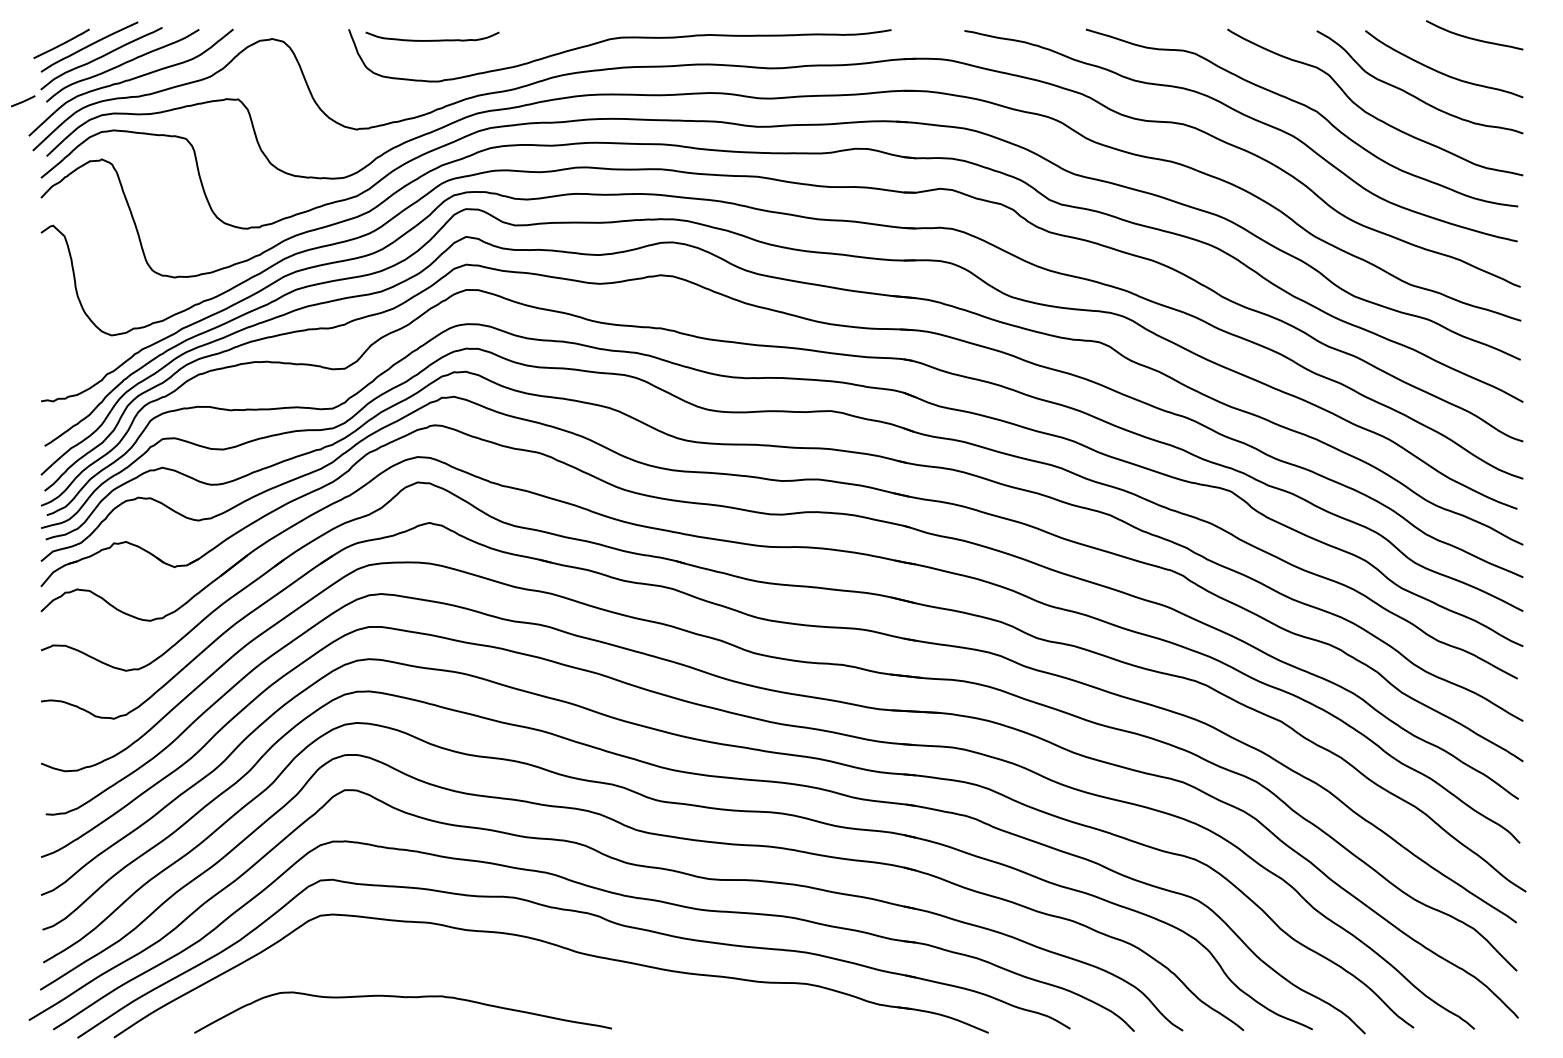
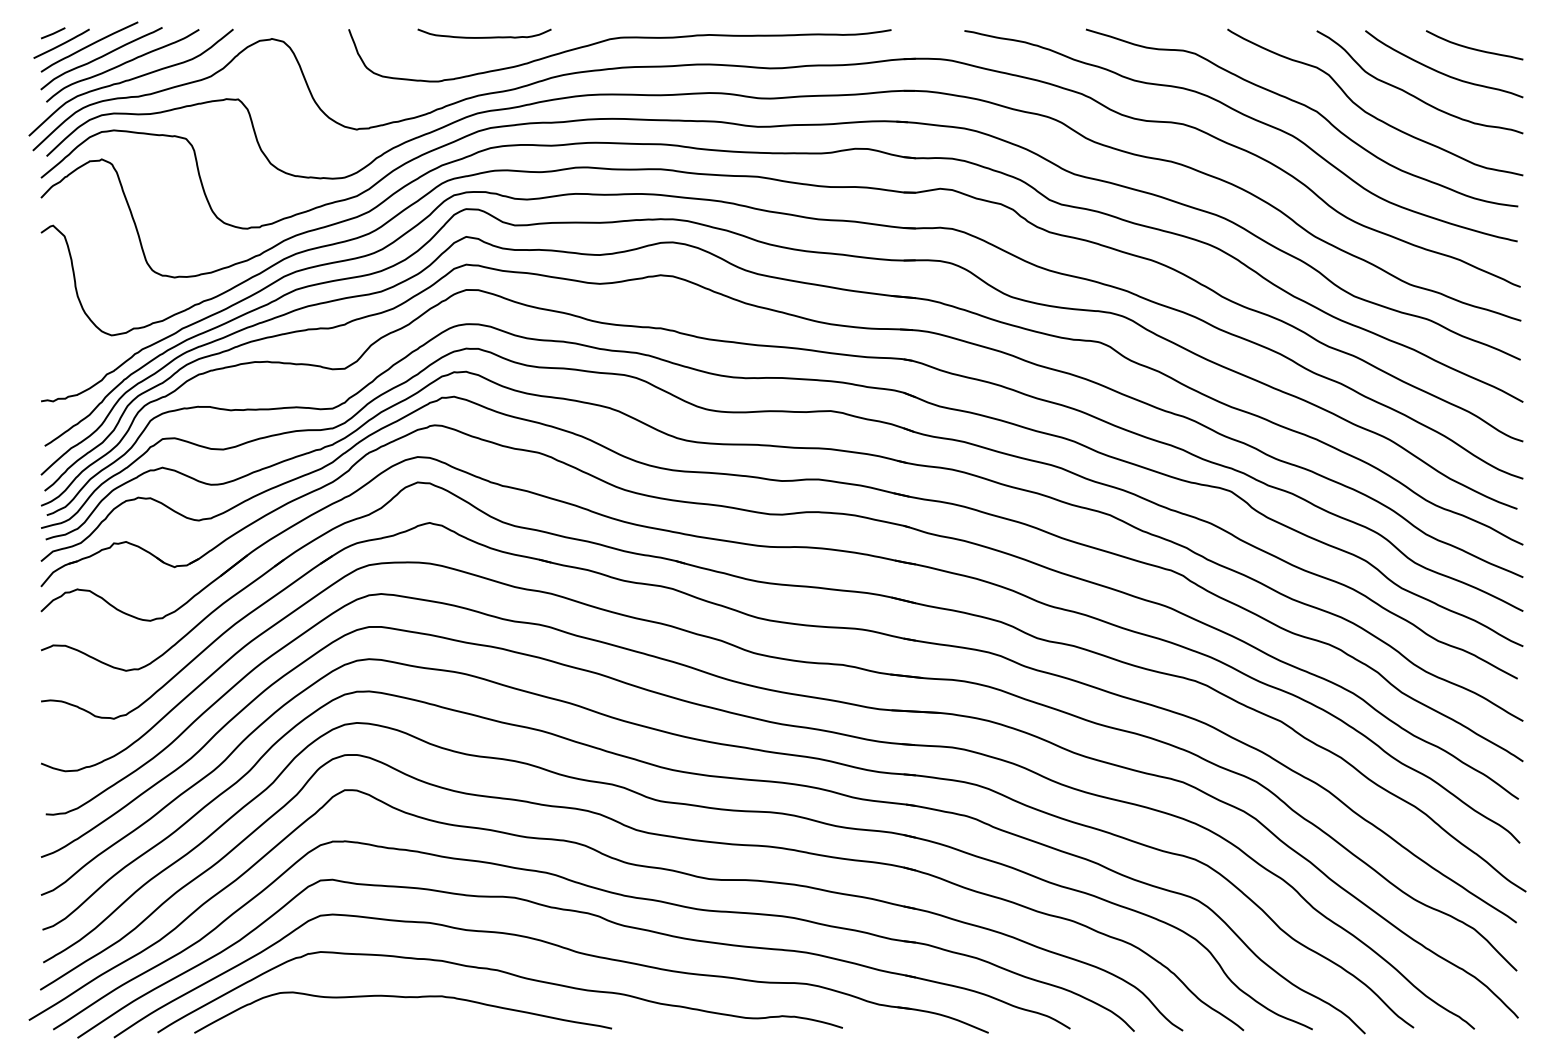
curve position: (1472, 37) -> (1472, 47) (1472, 47)
curve position: (432, 39) -> (484, 36) (484, 36)
line position: (23, 101) -> (53, 33) (53, 33)
curve: none -> present (504, 973)
